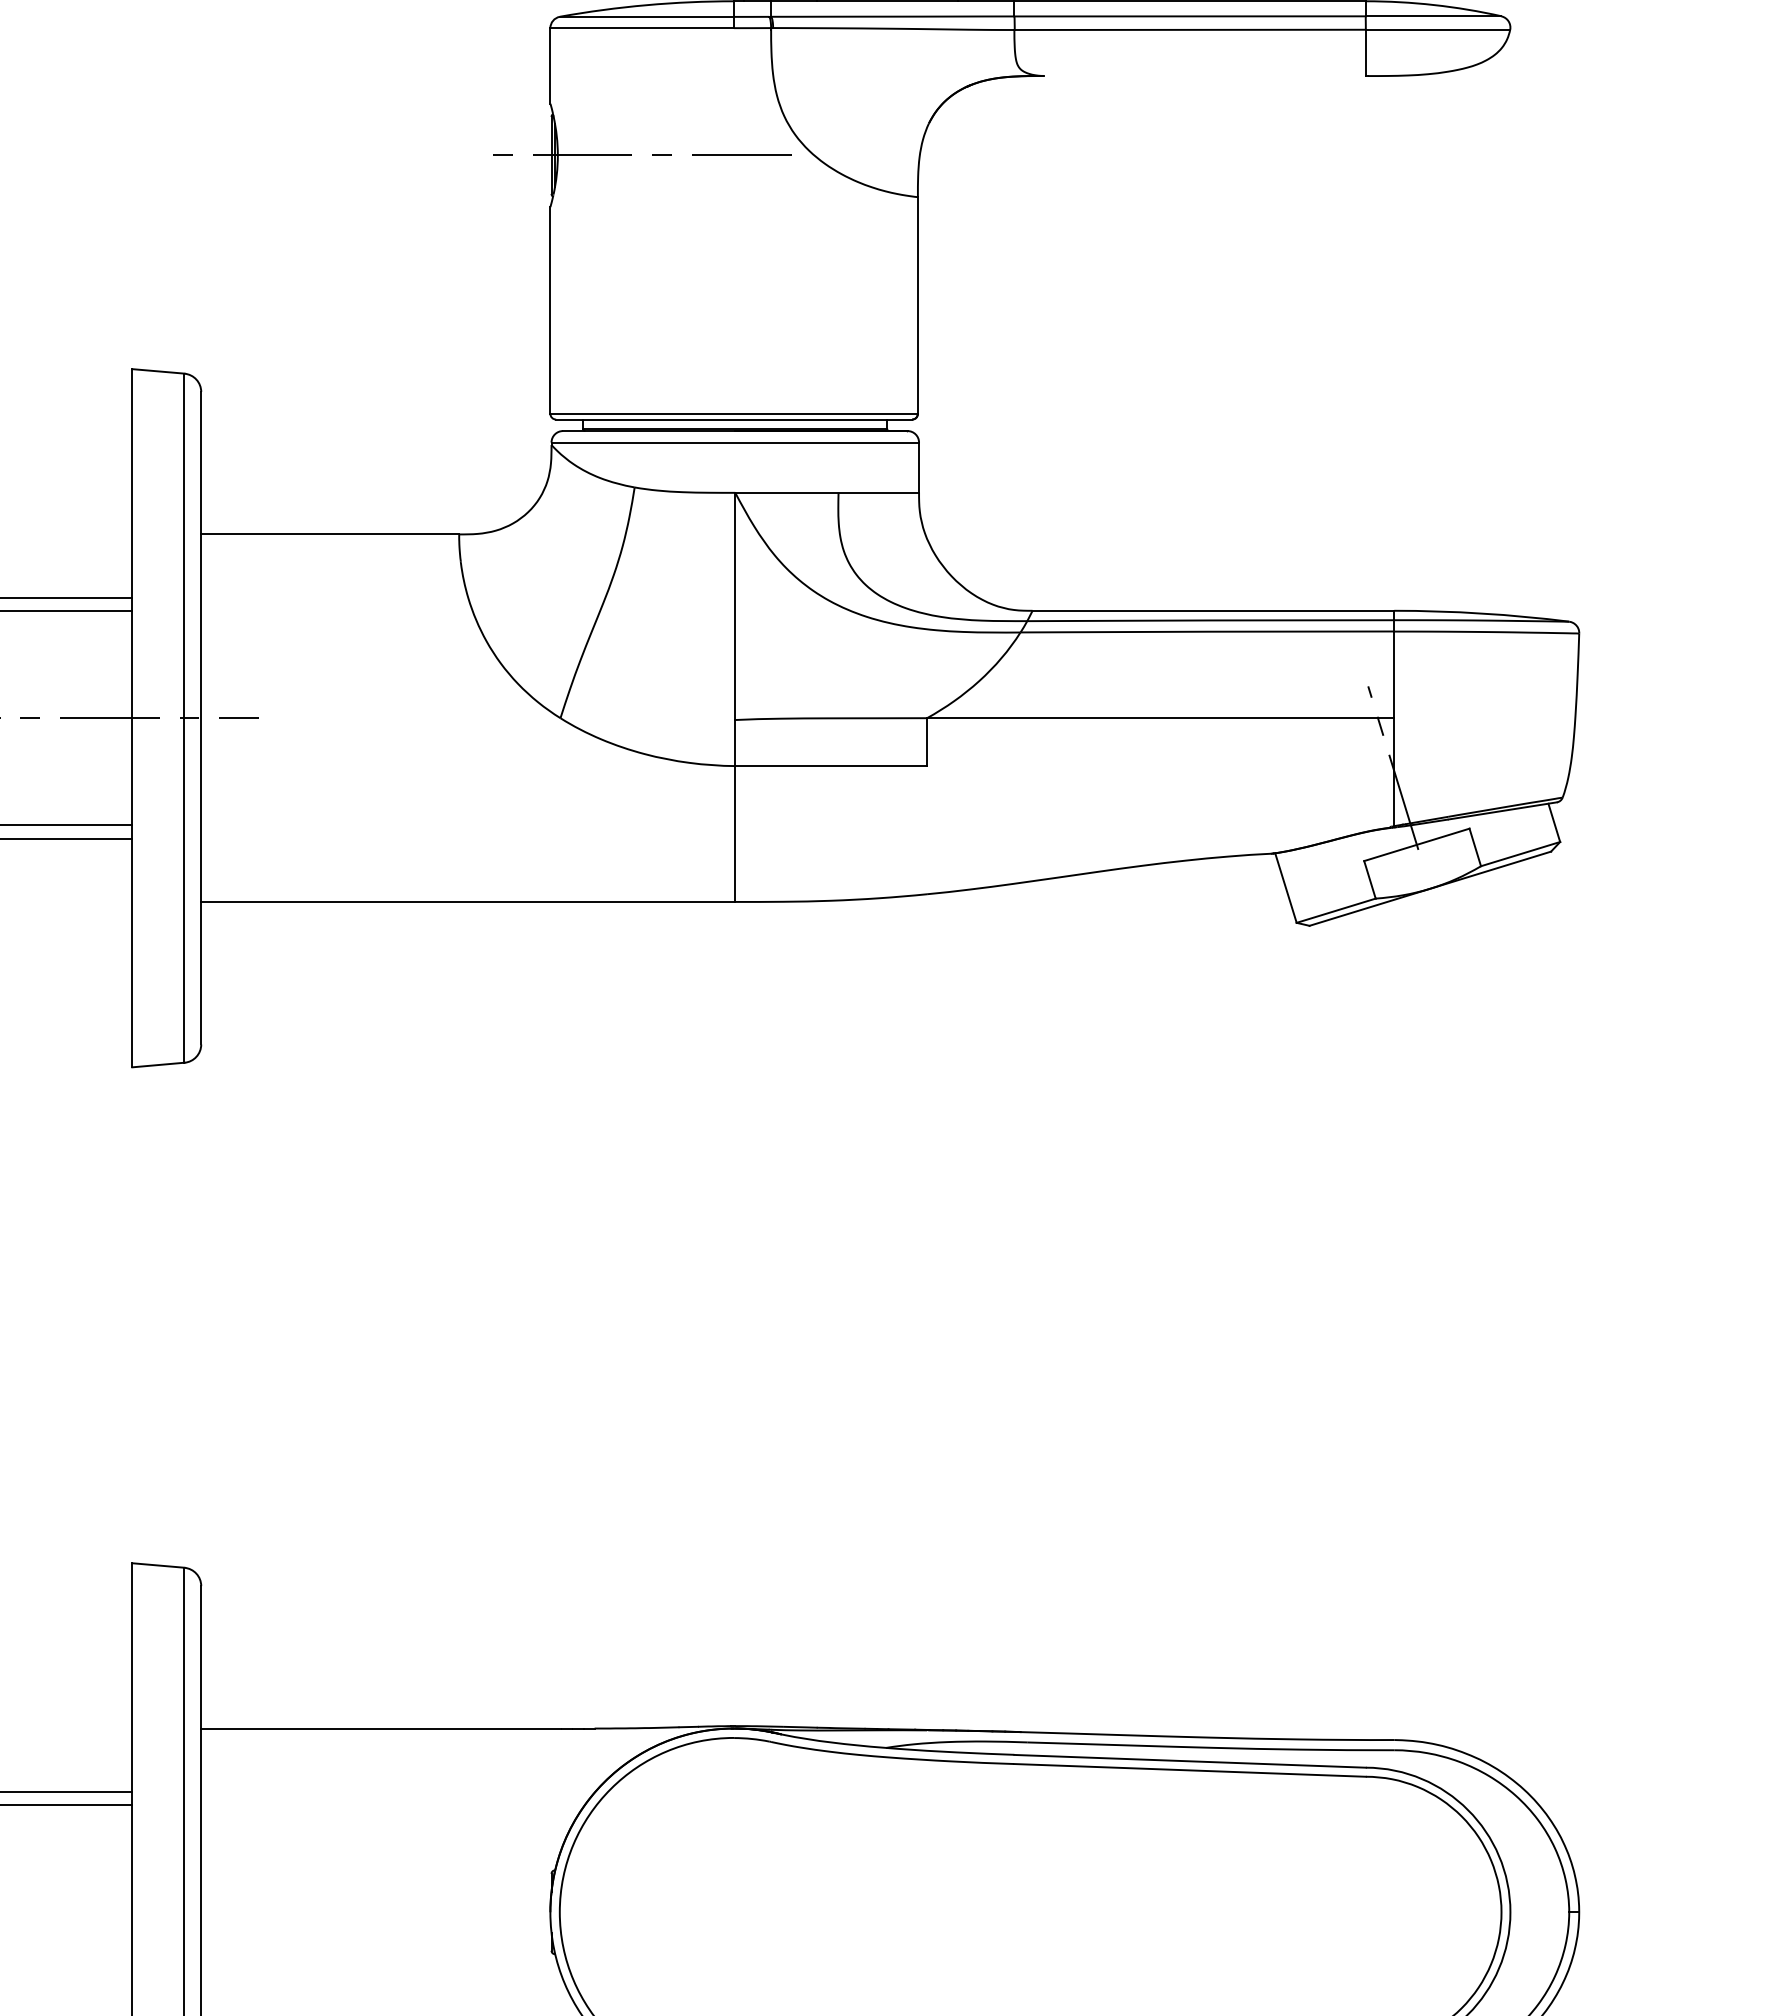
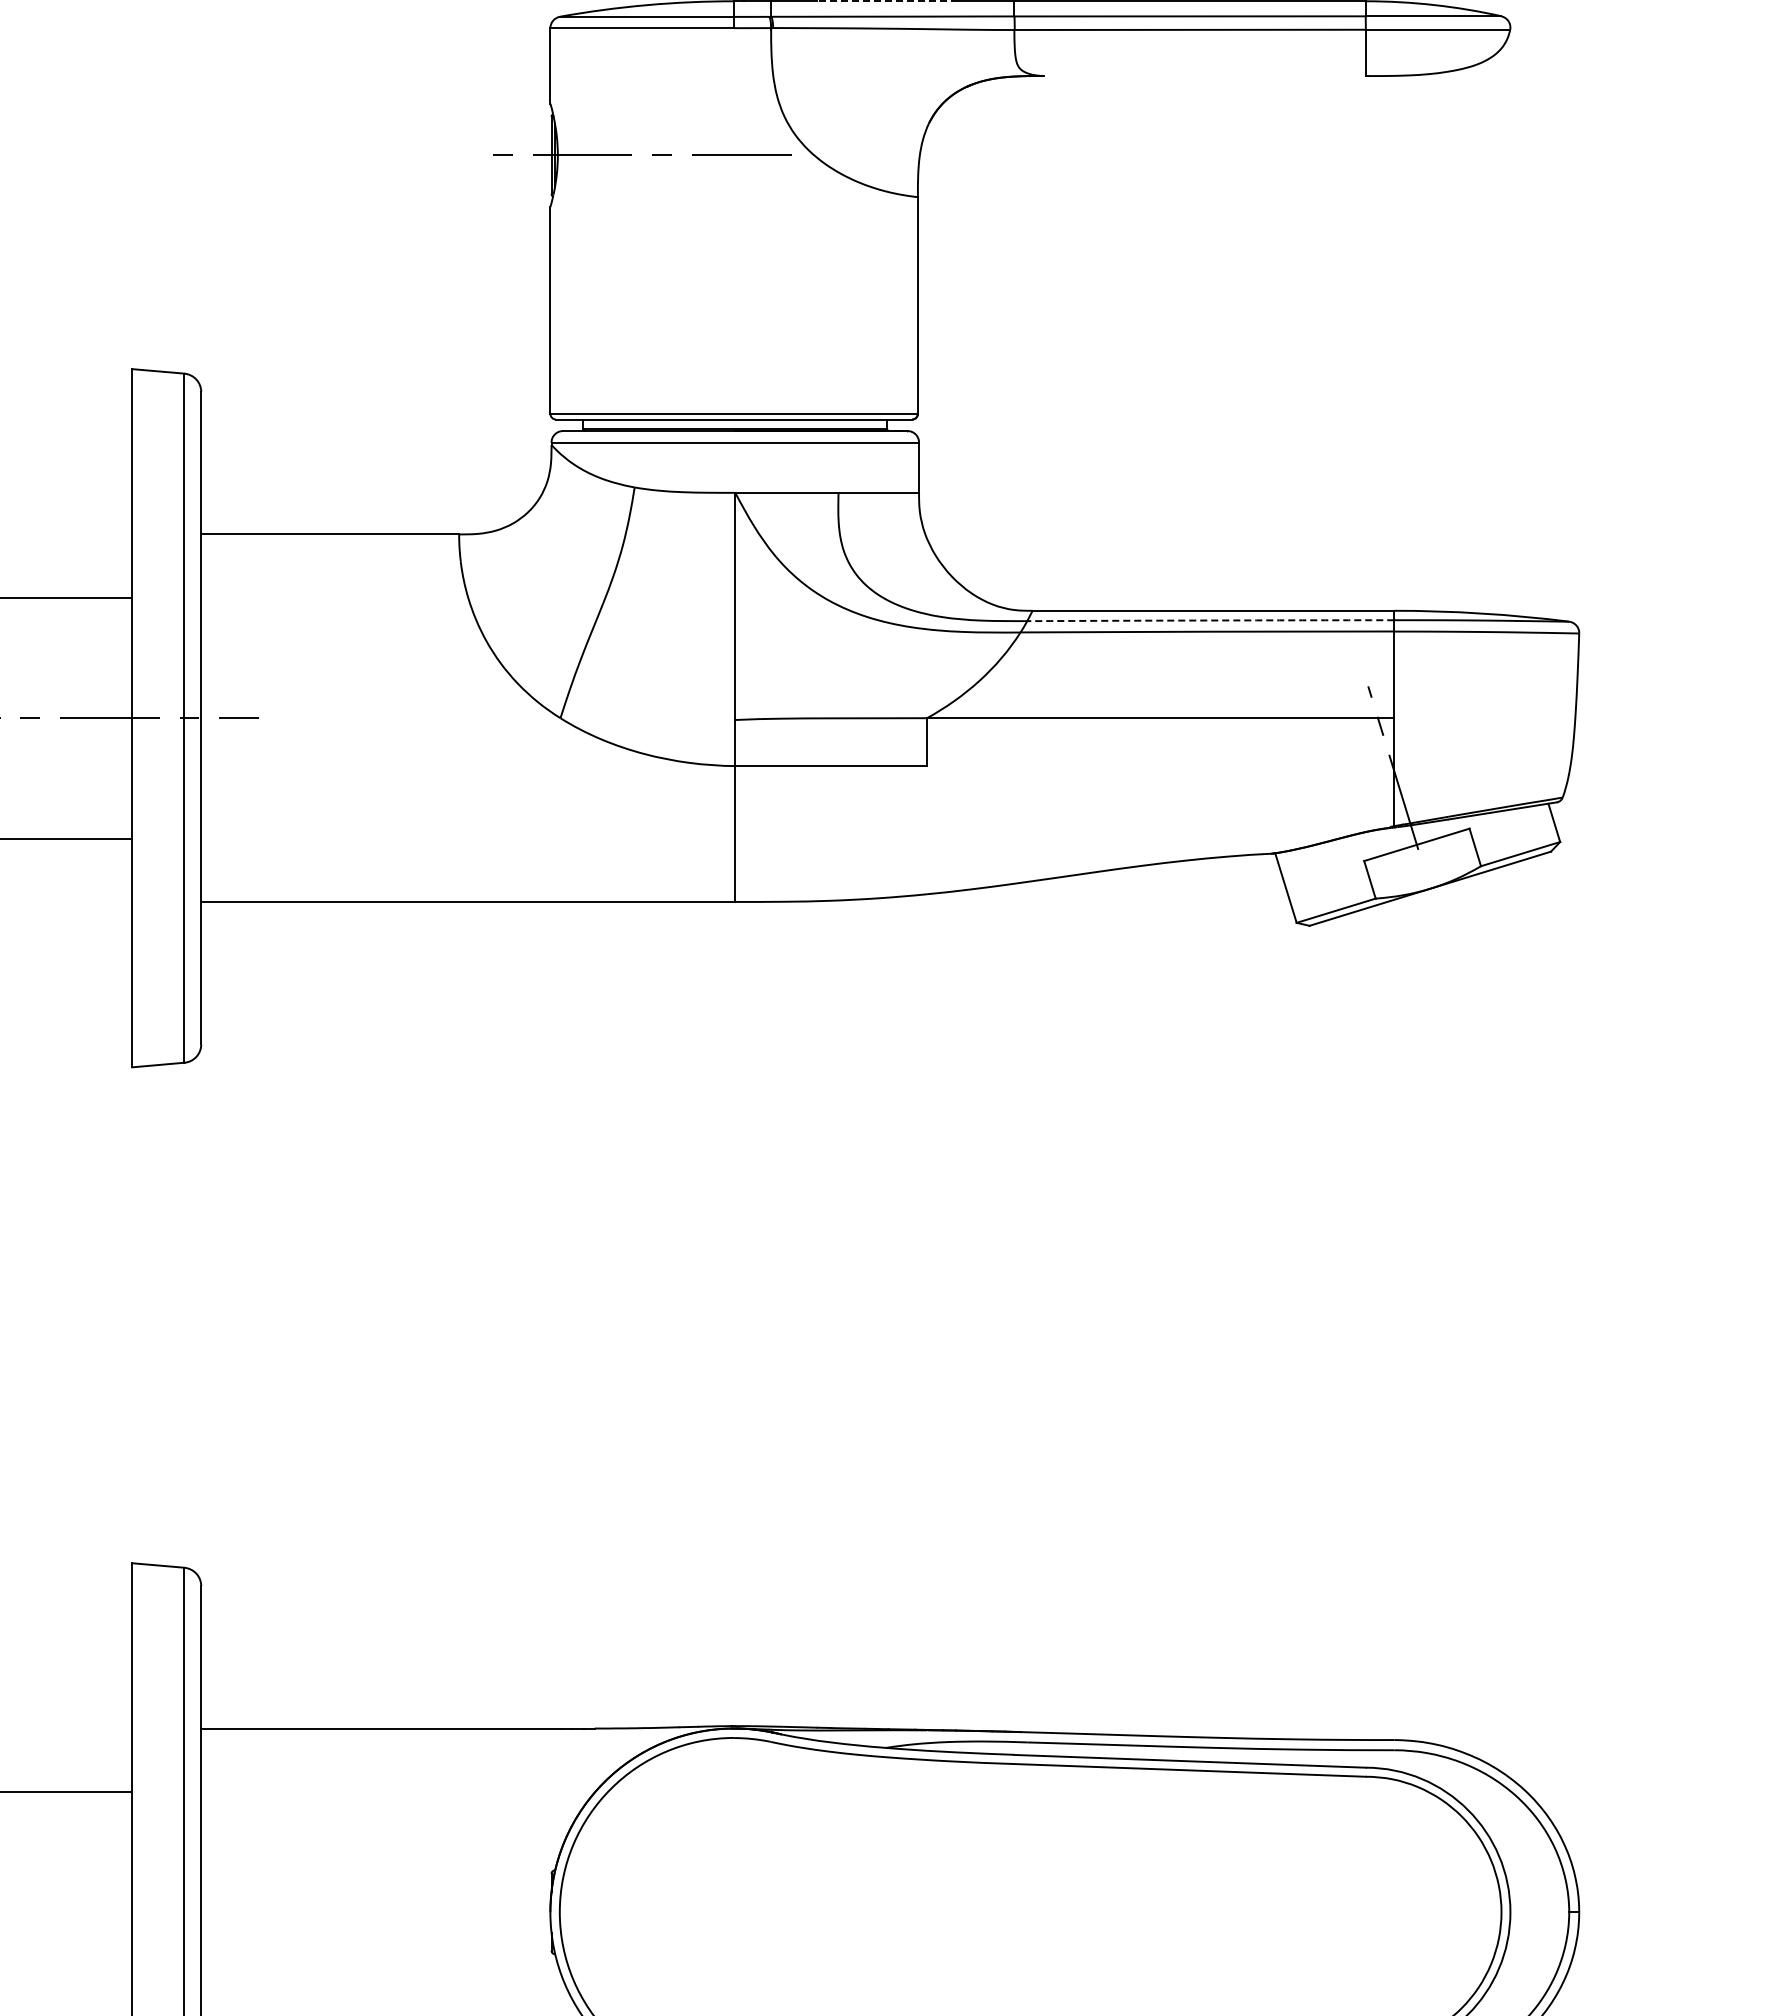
line: solid -> dashed (886, 1)
line: present -> none (67, 611)
arc: solid -> dashed (1210, 620)
line: present -> none (67, 825)
line: present -> none (67, 1805)
